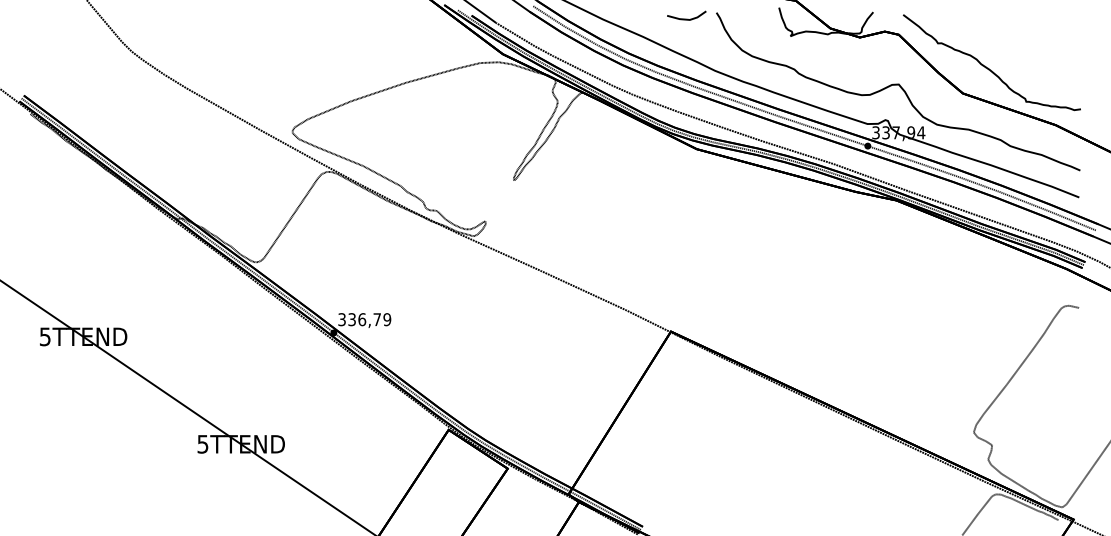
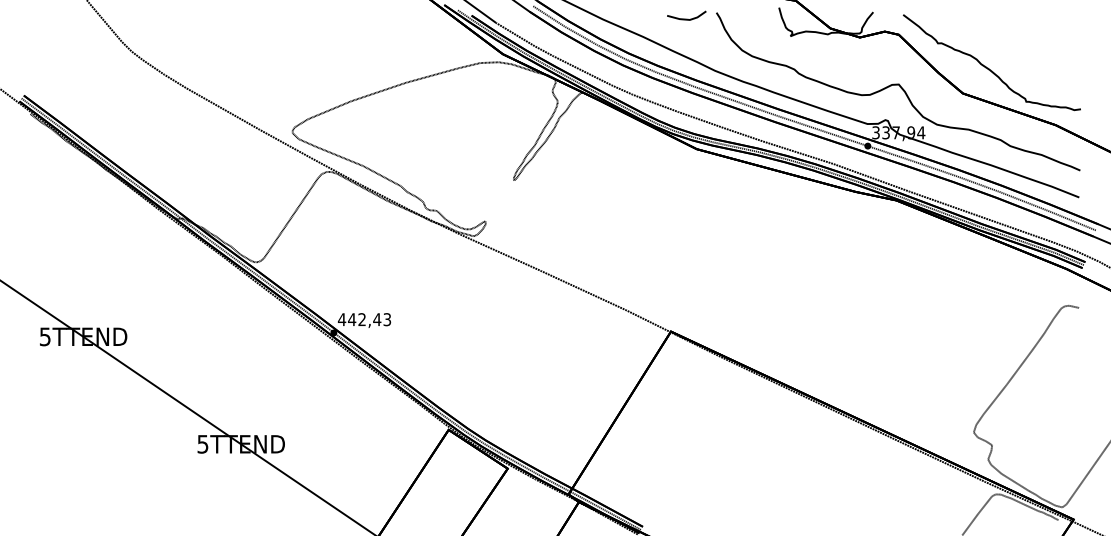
text: 336,79 -> 442,43 (364, 319)
